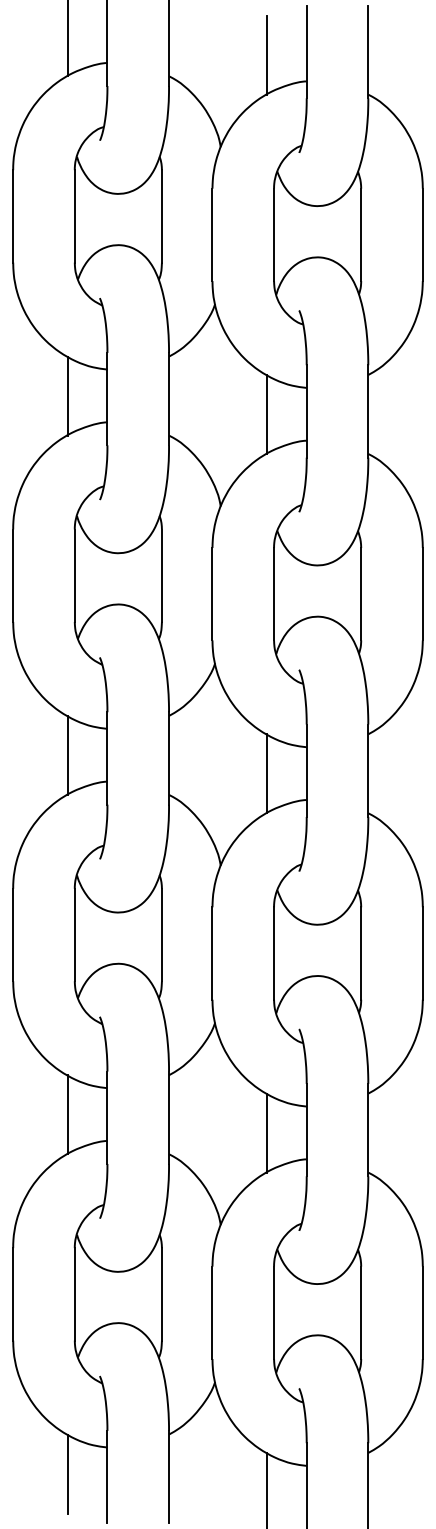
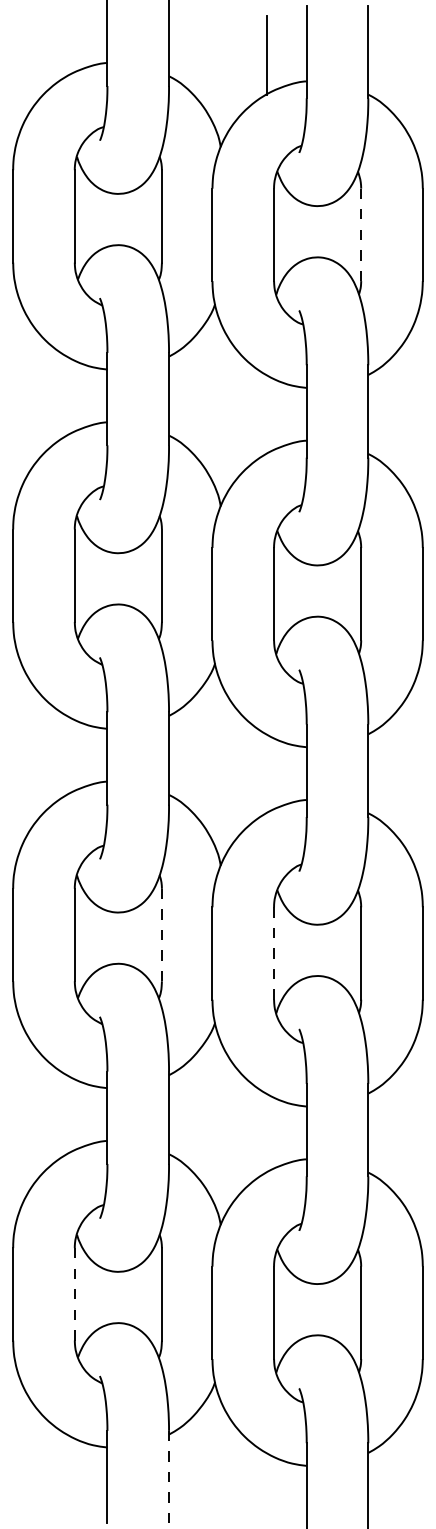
line: present -> none (67, 39)
line: solid -> dashed (361, 235)
line: present -> none (67, 395)
line: present -> none (266, 414)
line: present -> none (67, 754)
line: present -> none (266, 773)
line: solid -> dashed (161, 935)
line: solid -> dashed (274, 953)
line: present -> none (67, 1114)
line: present -> none (266, 1132)
line: solid -> dashed (74, 1293)
line: present -> none (67, 1473)
line: solid -> dashed (169, 1476)
line: present -> none (266, 1488)
